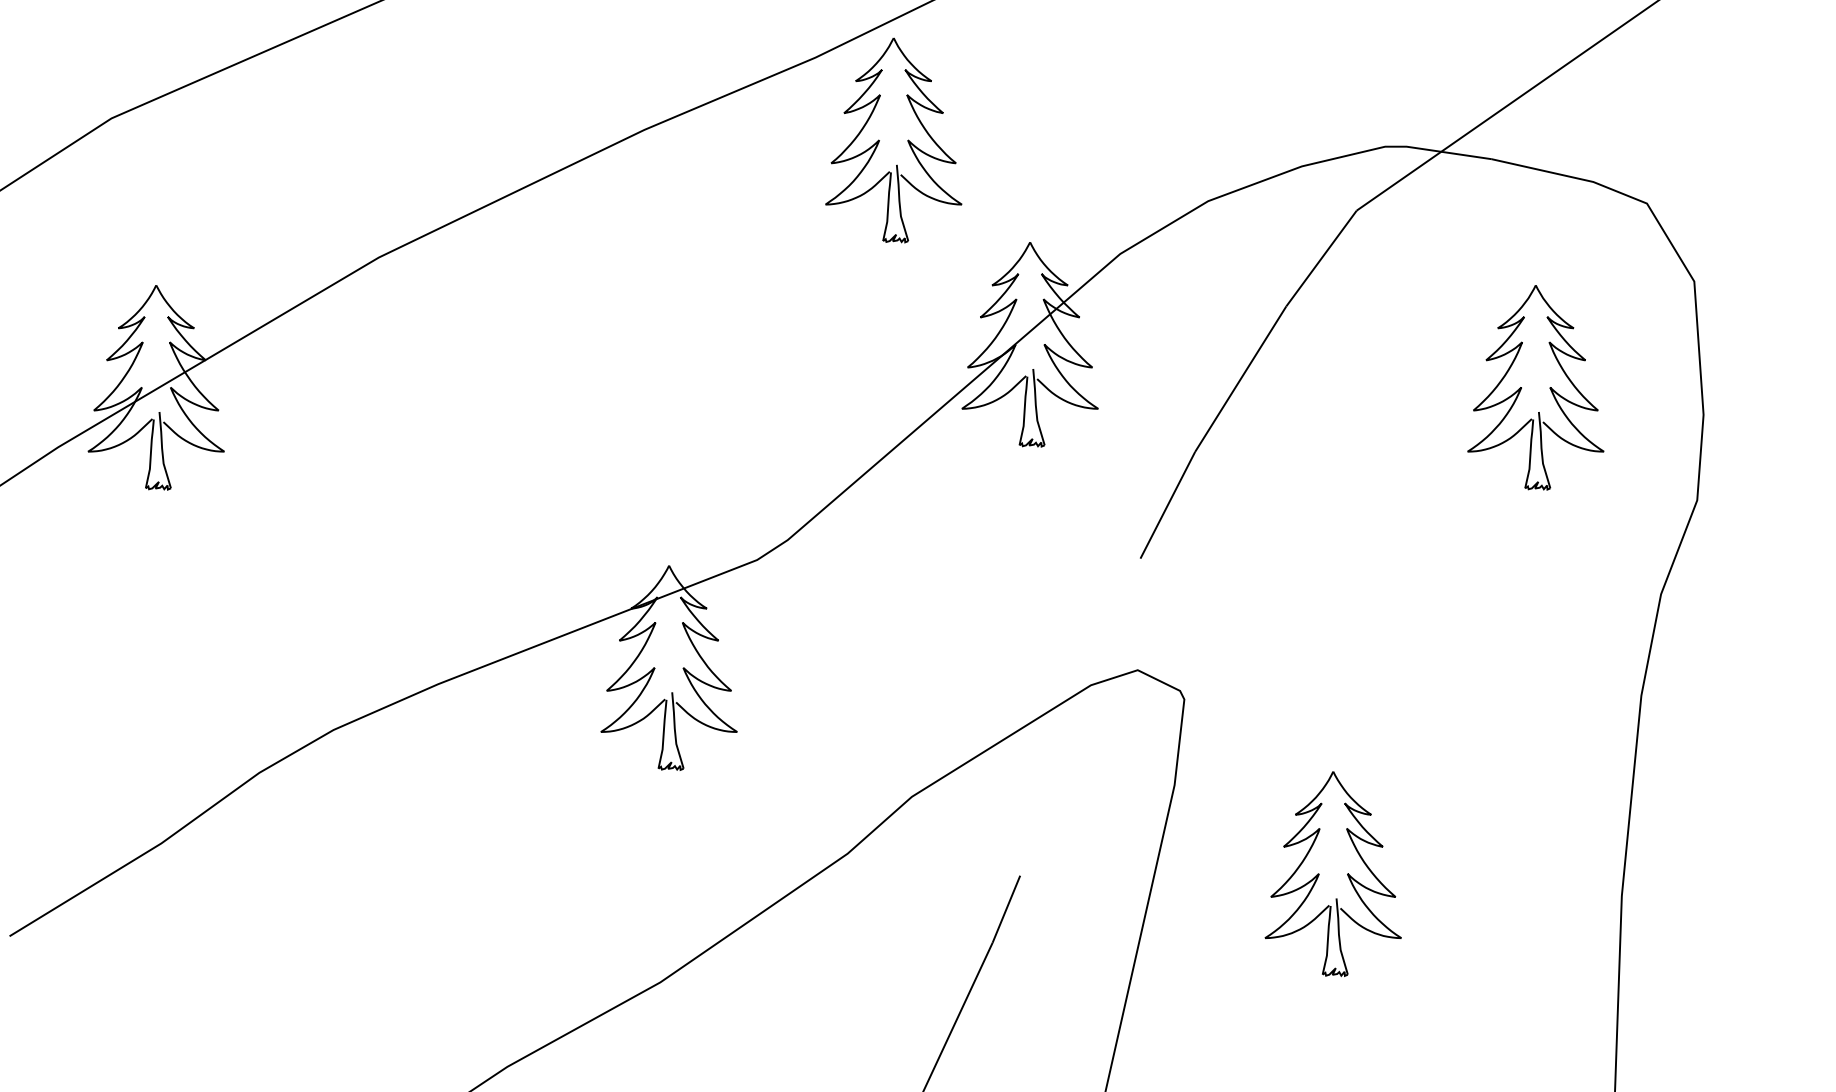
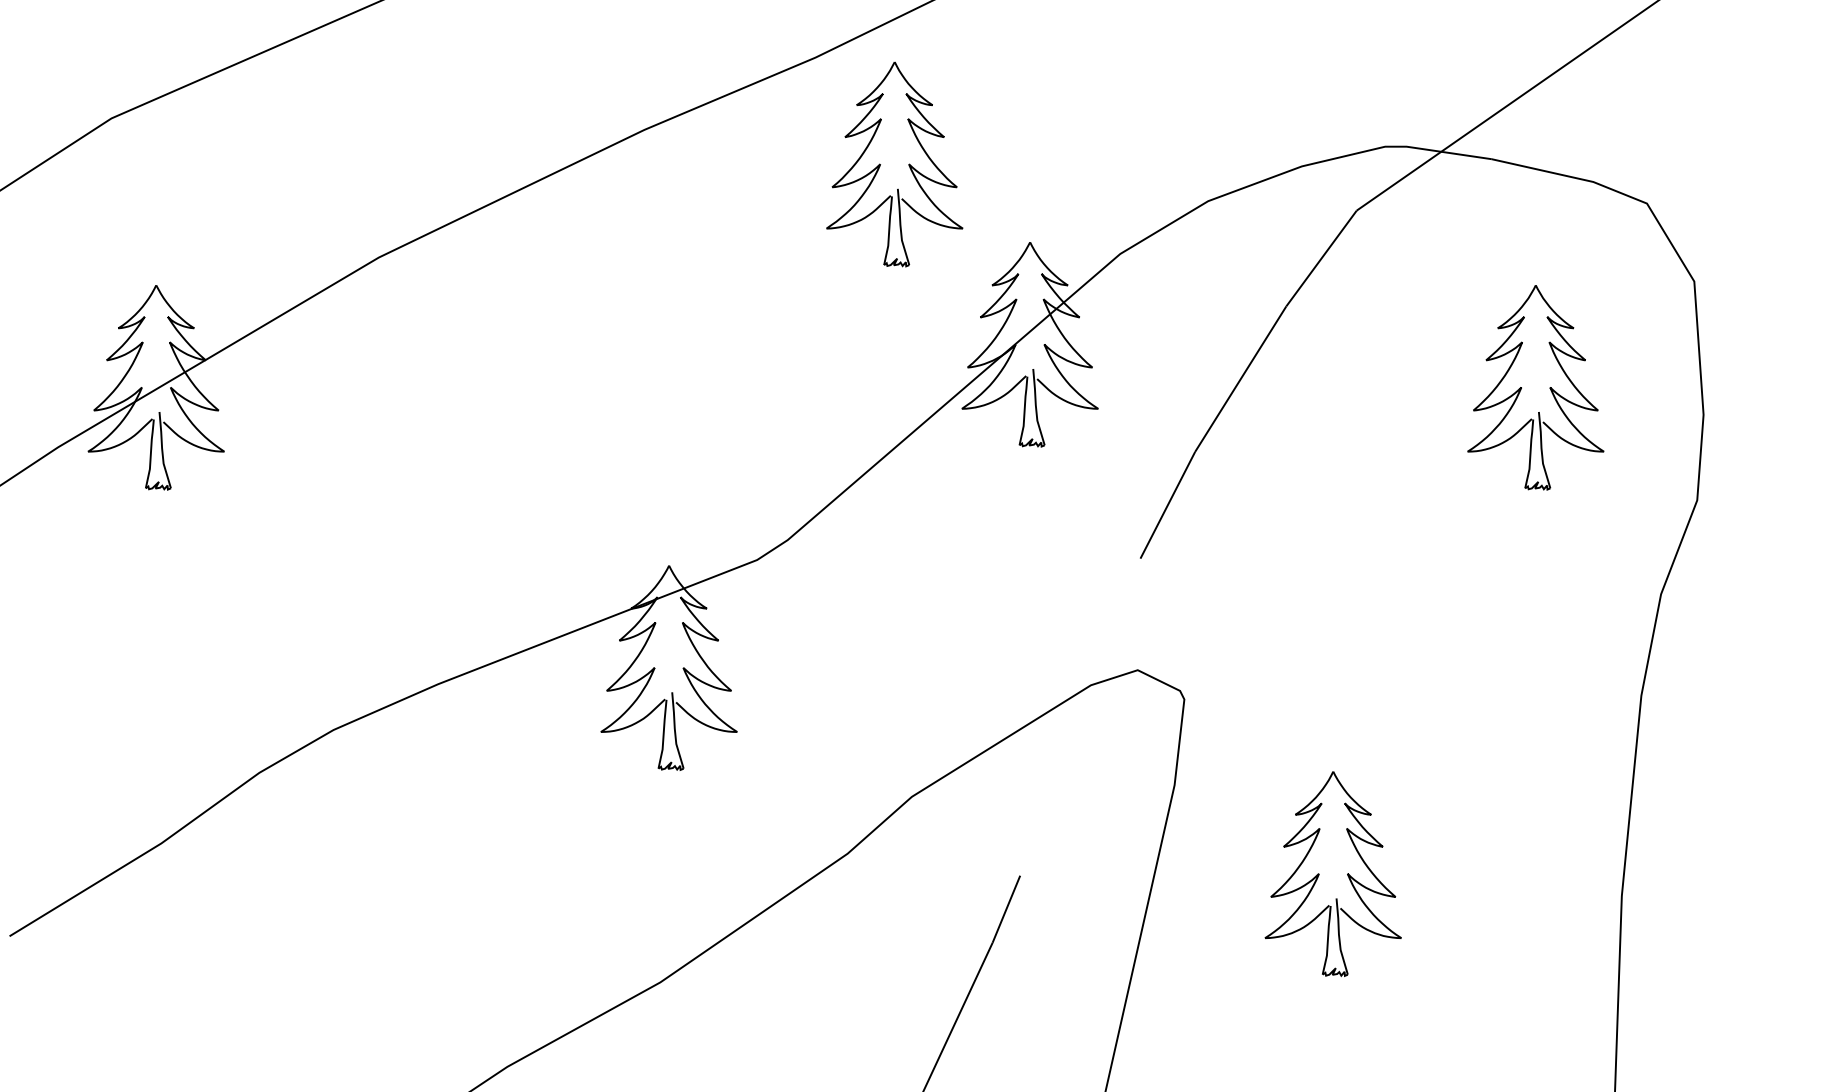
part position: (879, 140) -> (880, 164) (880, 164)
